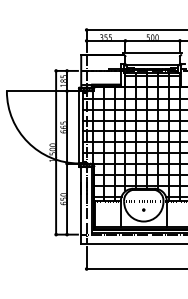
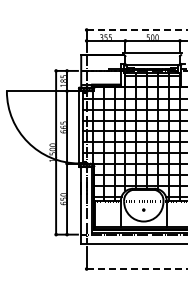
line: solid -> dashed (137, 29)
line: solid -> dashed (137, 269)
